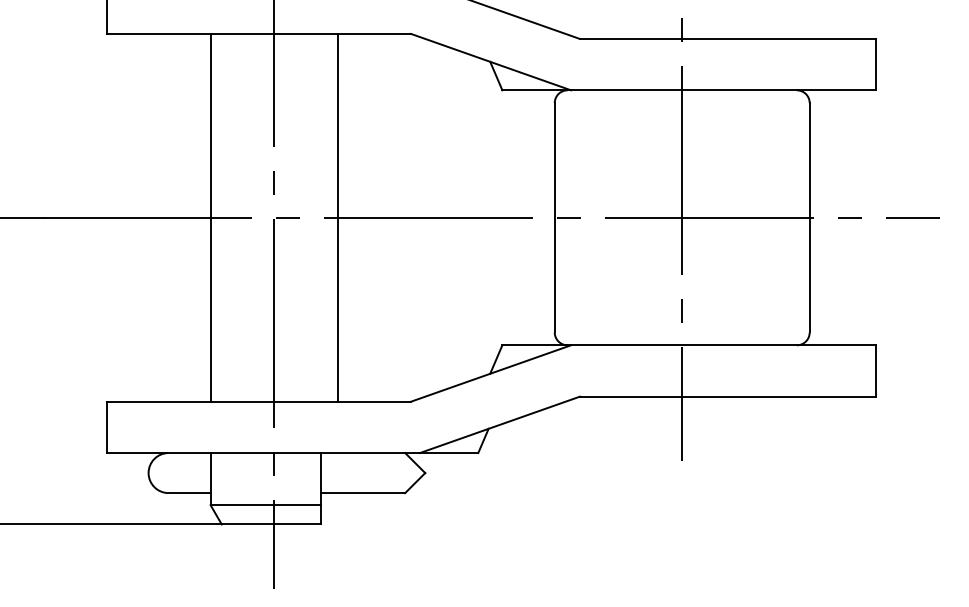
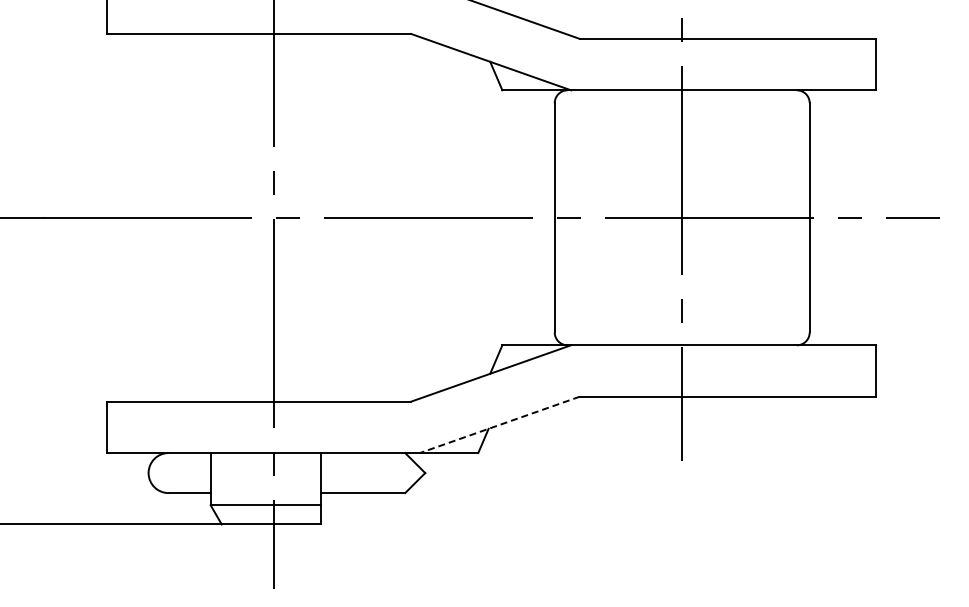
line: present -> none (210, 217)
line: present -> none (338, 217)
line: solid -> dashed (499, 424)
